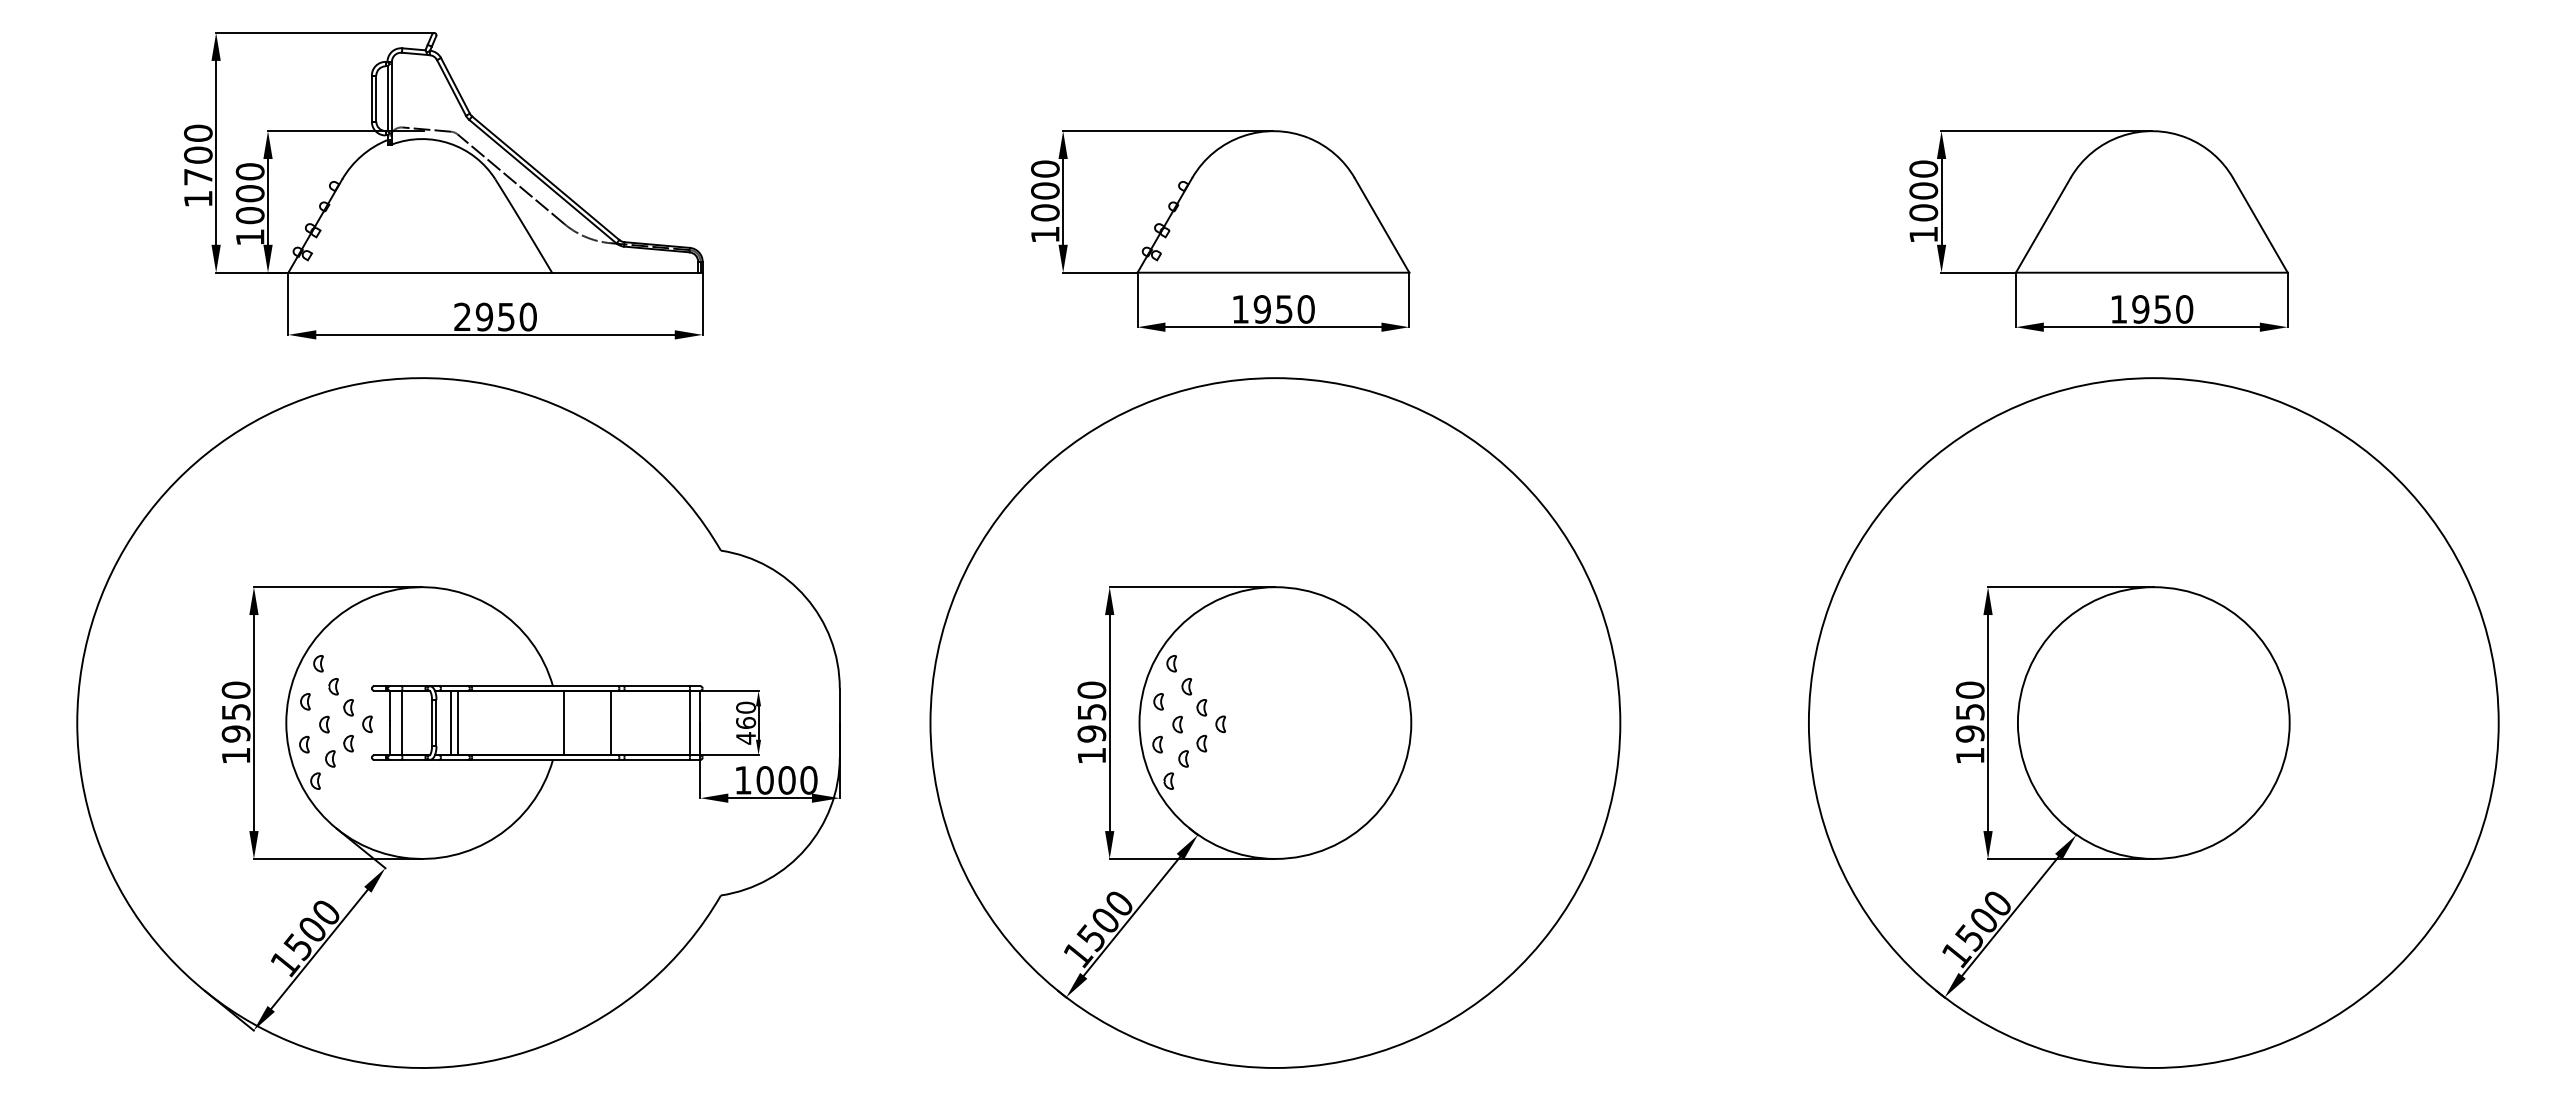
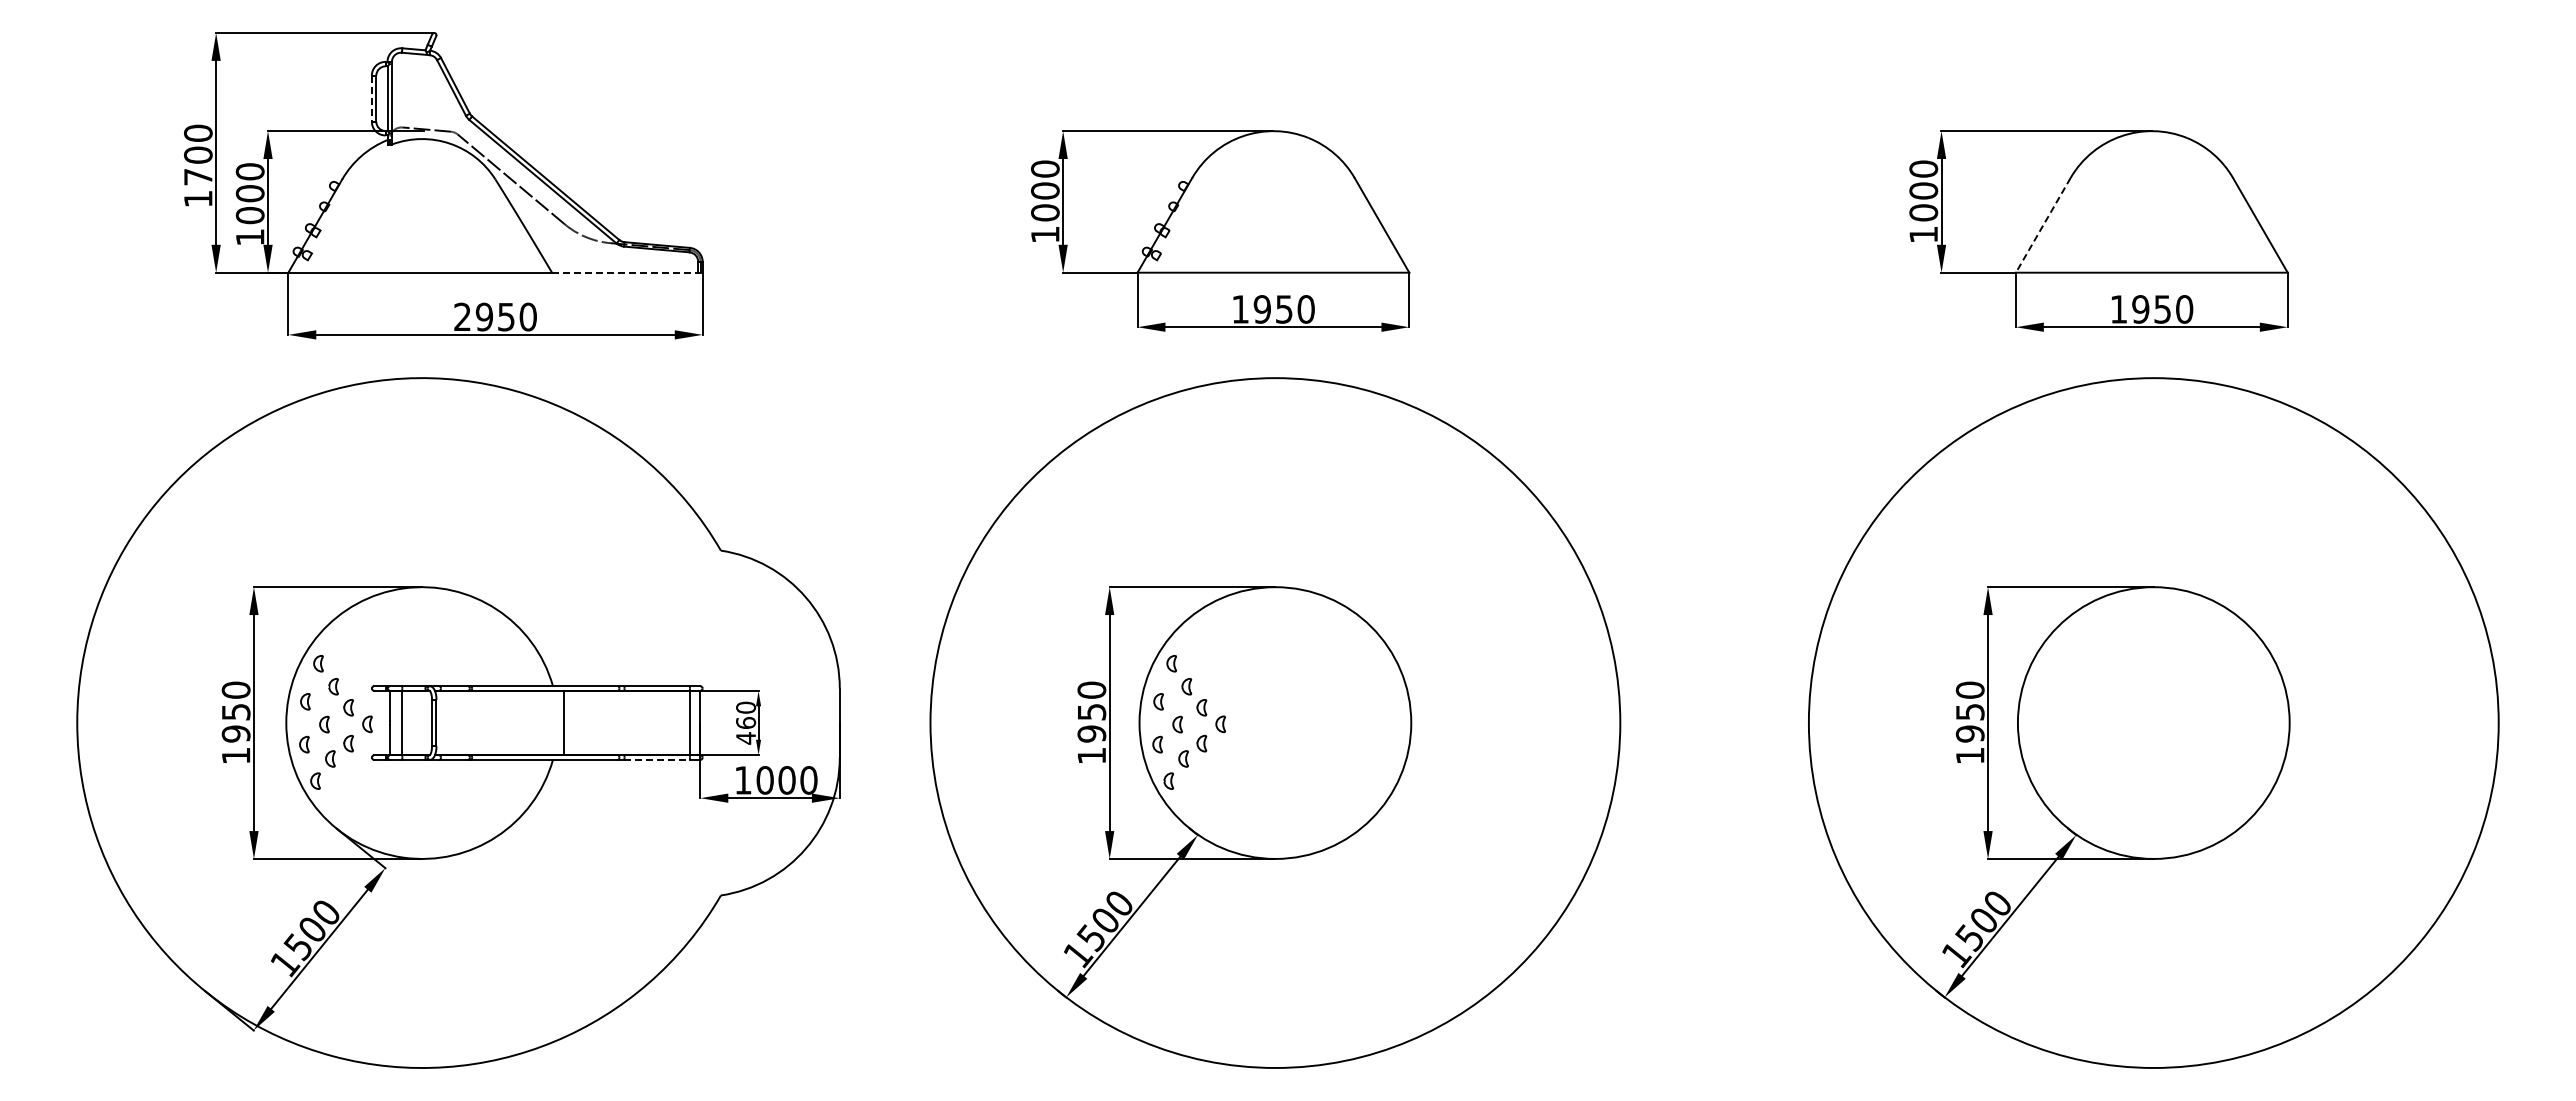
line: solid -> dashed (371, 99)
line: solid -> dashed (2043, 225)
line: solid -> dashed (625, 272)
line: present -> none (451, 723)
line: present -> none (457, 723)
line: present -> none (610, 723)
line: solid -> dashed (657, 759)
